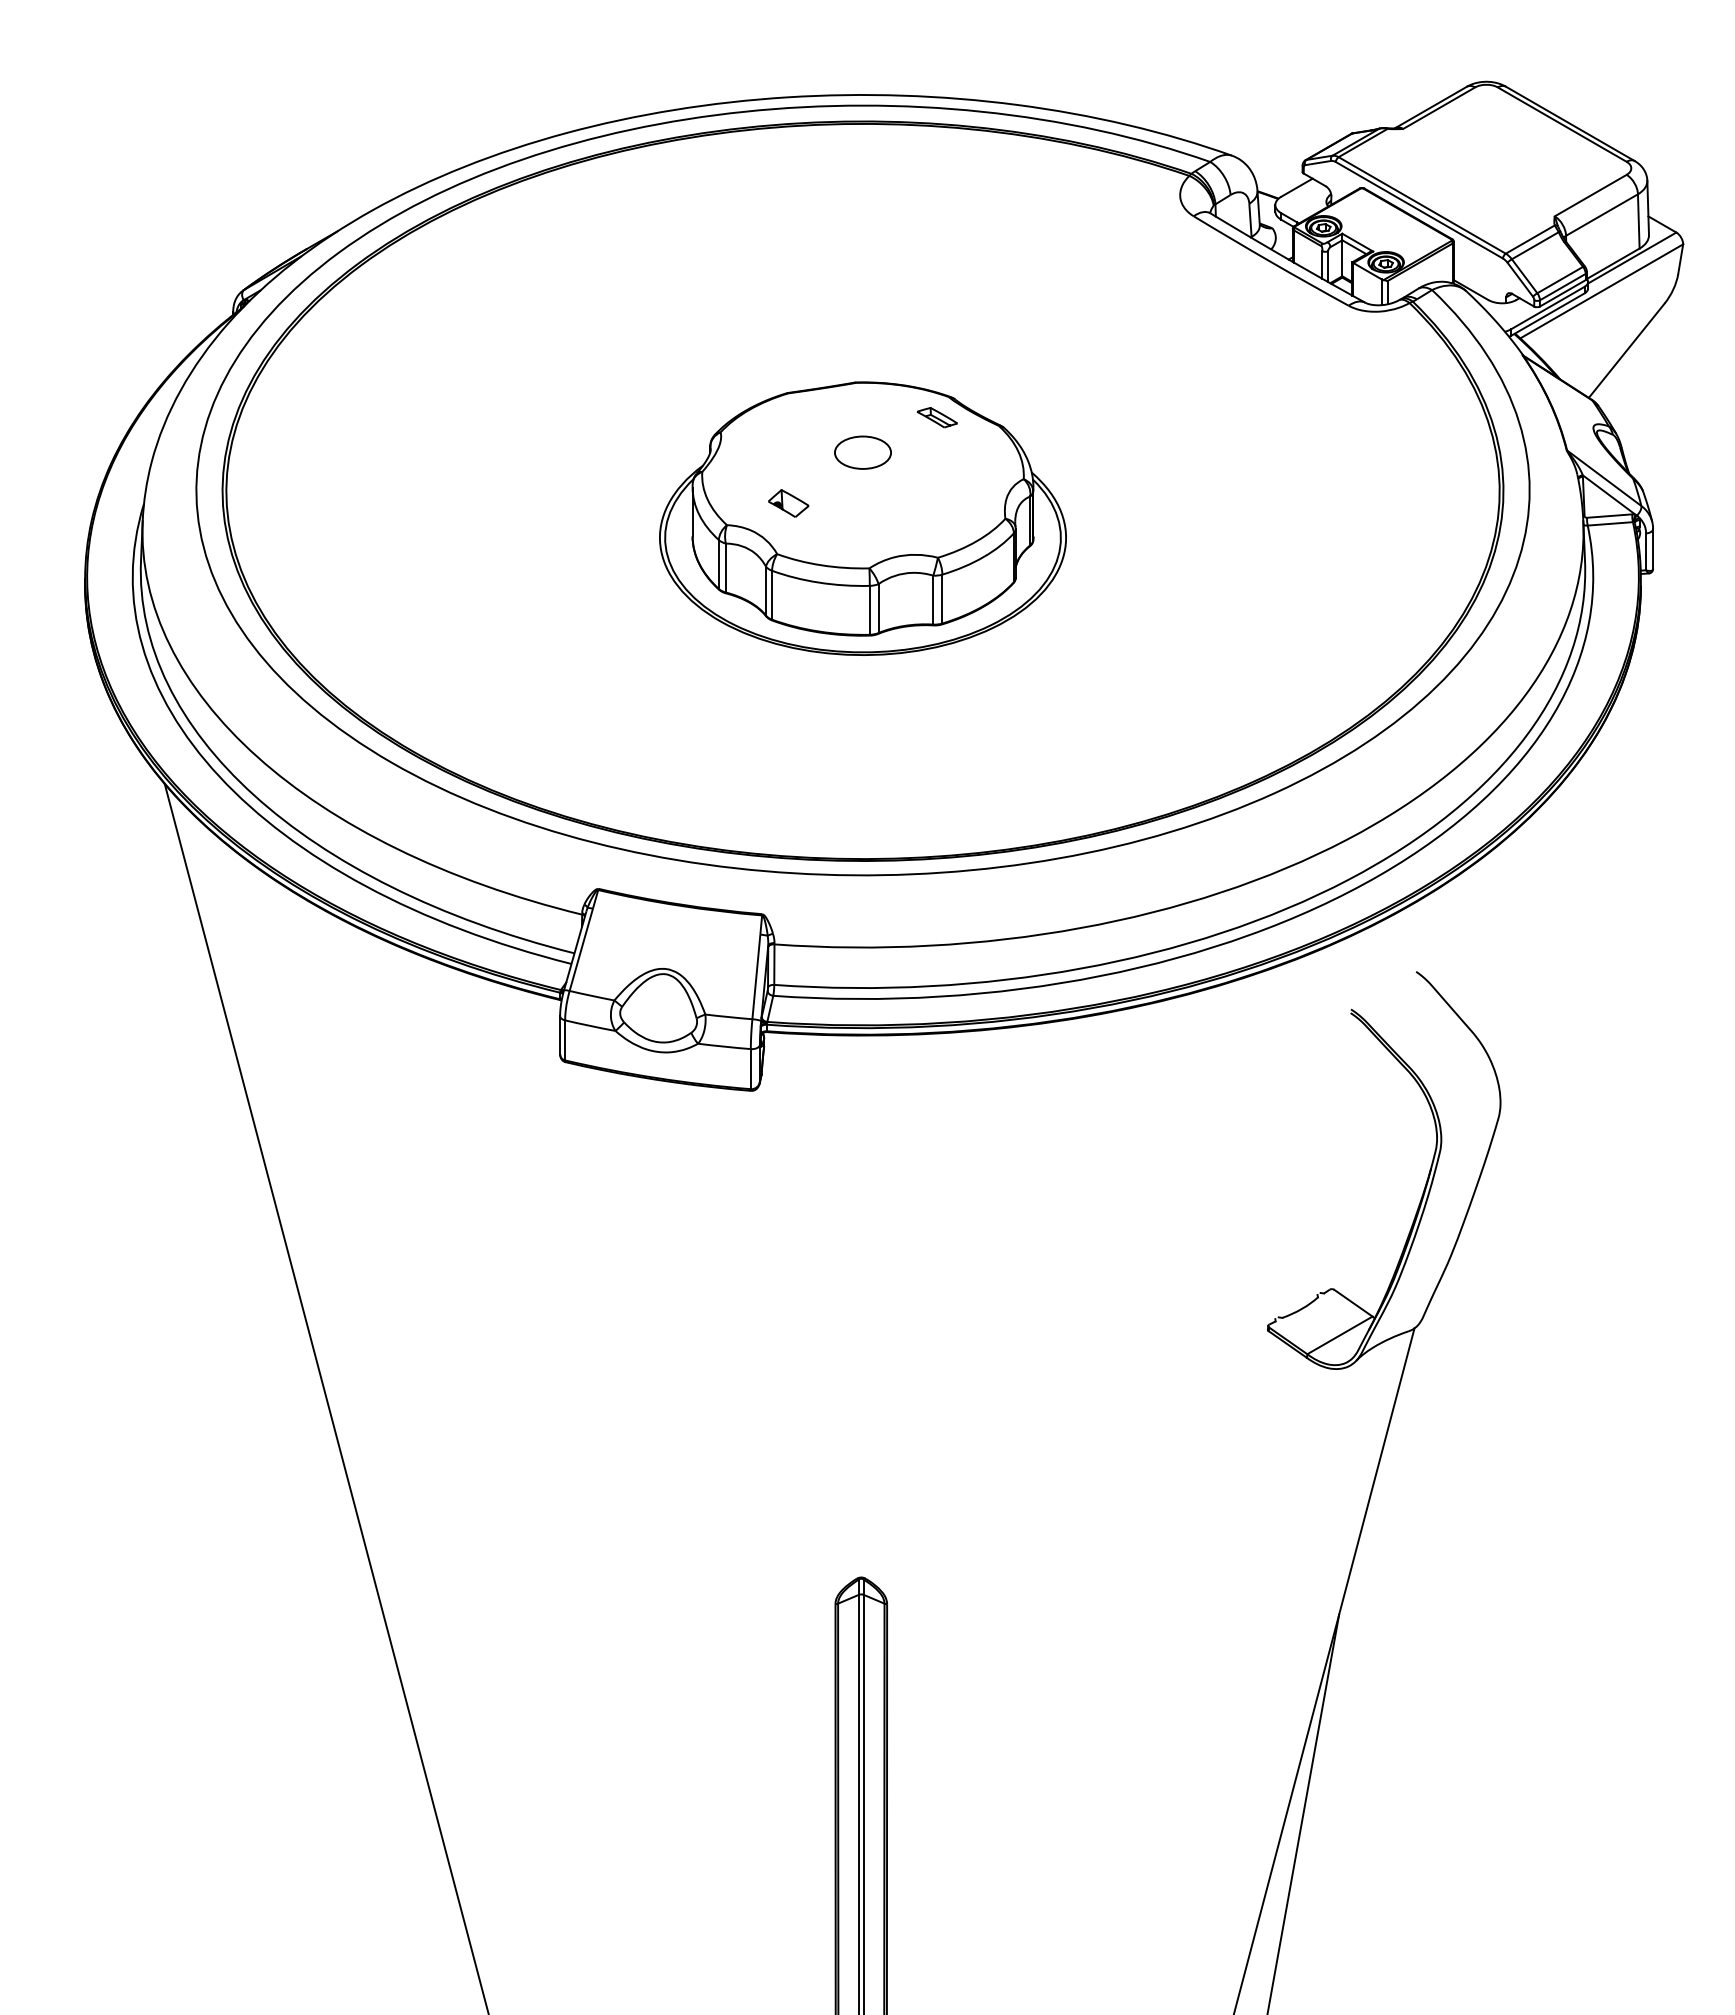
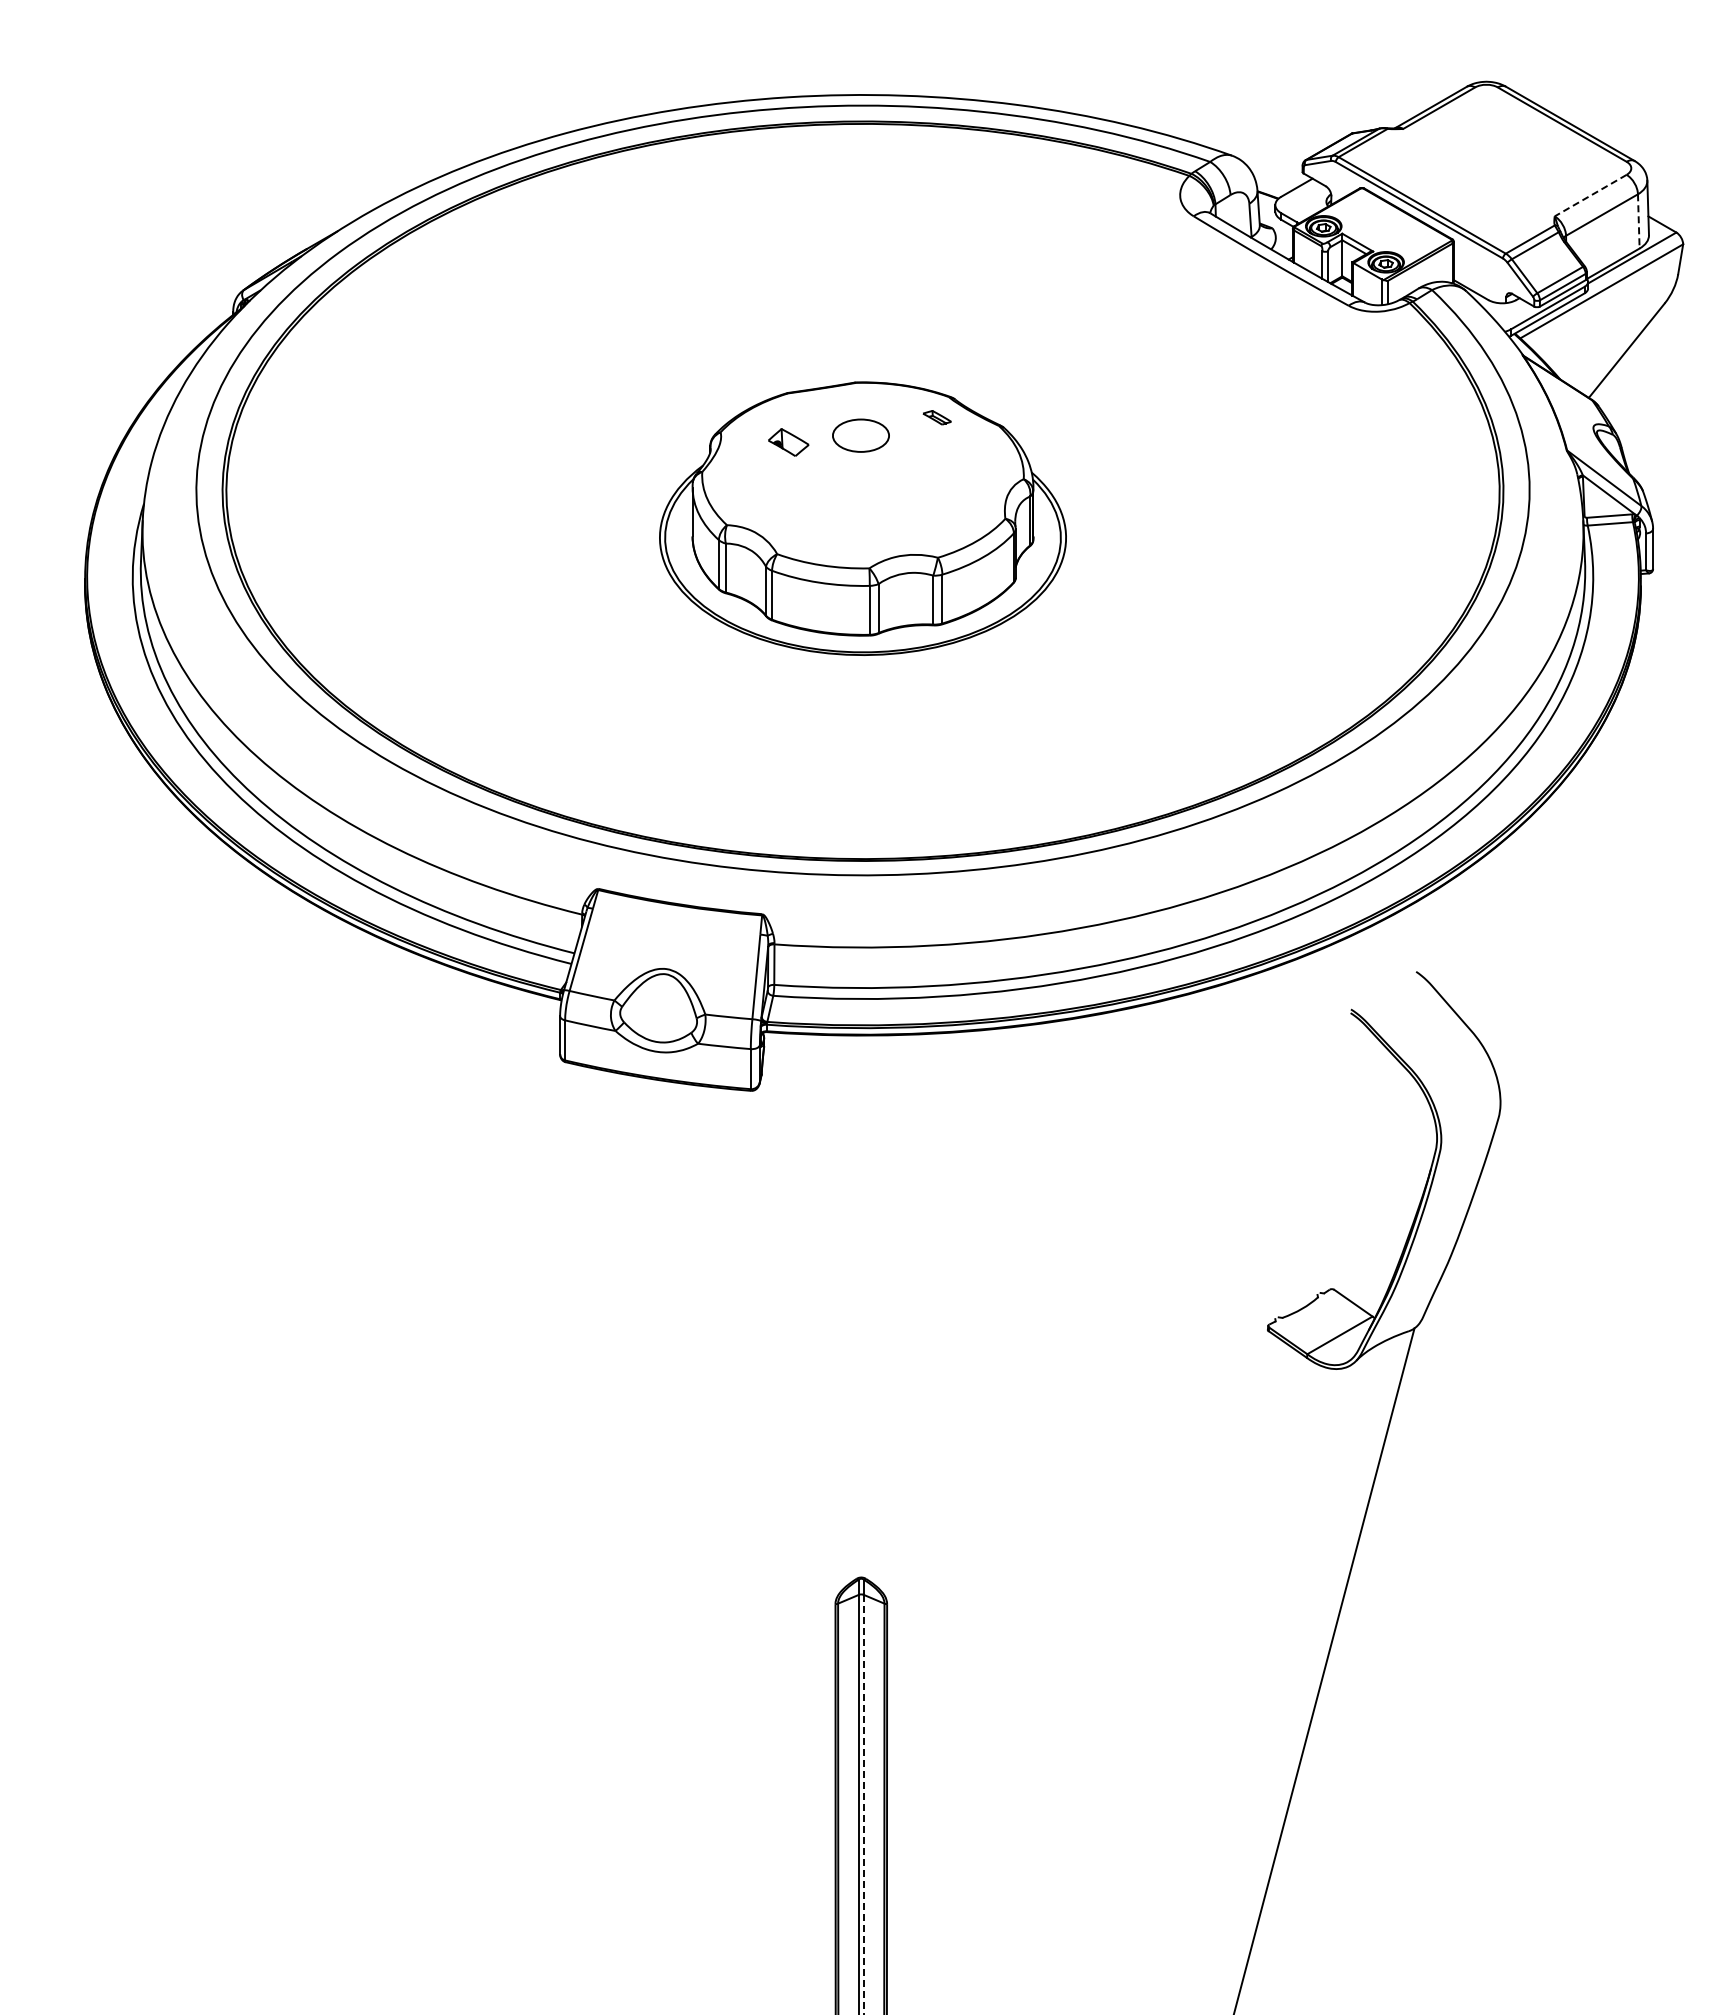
line: solid -> dashed (1590, 195)
line: solid -> dashed (1638, 221)
part size: 42x22 px -> 30x16 px (936, 417)
part position: (862, 452) -> (860, 435) (860, 435)
part position: (788, 503) -> (788, 442) (788, 442)
line: present -> none (325, 1397)
line: solid -> dashed (863, 1804)
line: present -> none (1303, 1812)
